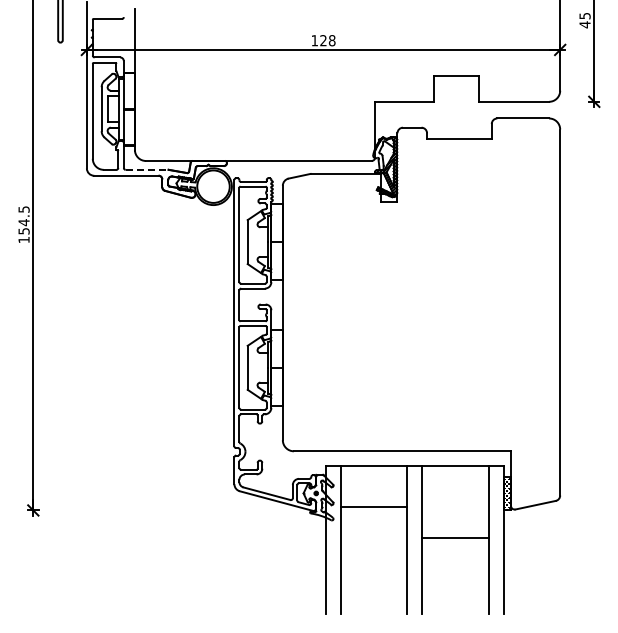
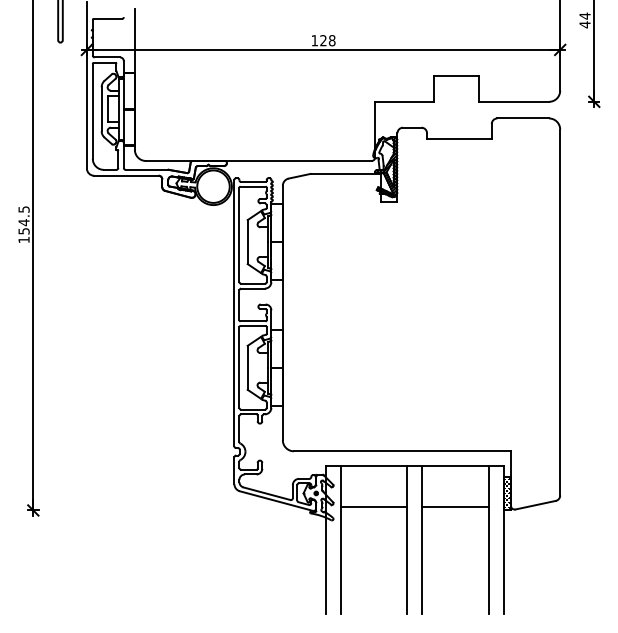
text: 45 -> 44 (584, 15)
line: dashed -> solid (147, 169)
line position: (455, 537) -> (455, 506) (455, 506)
